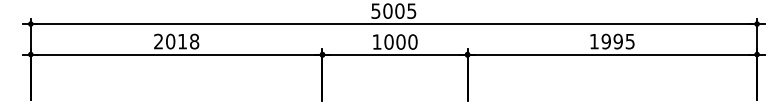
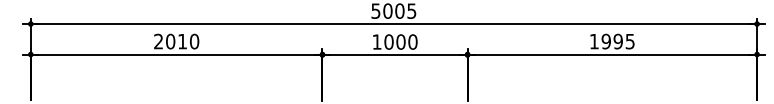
text: 2018 -> 2010 (194, 41)
